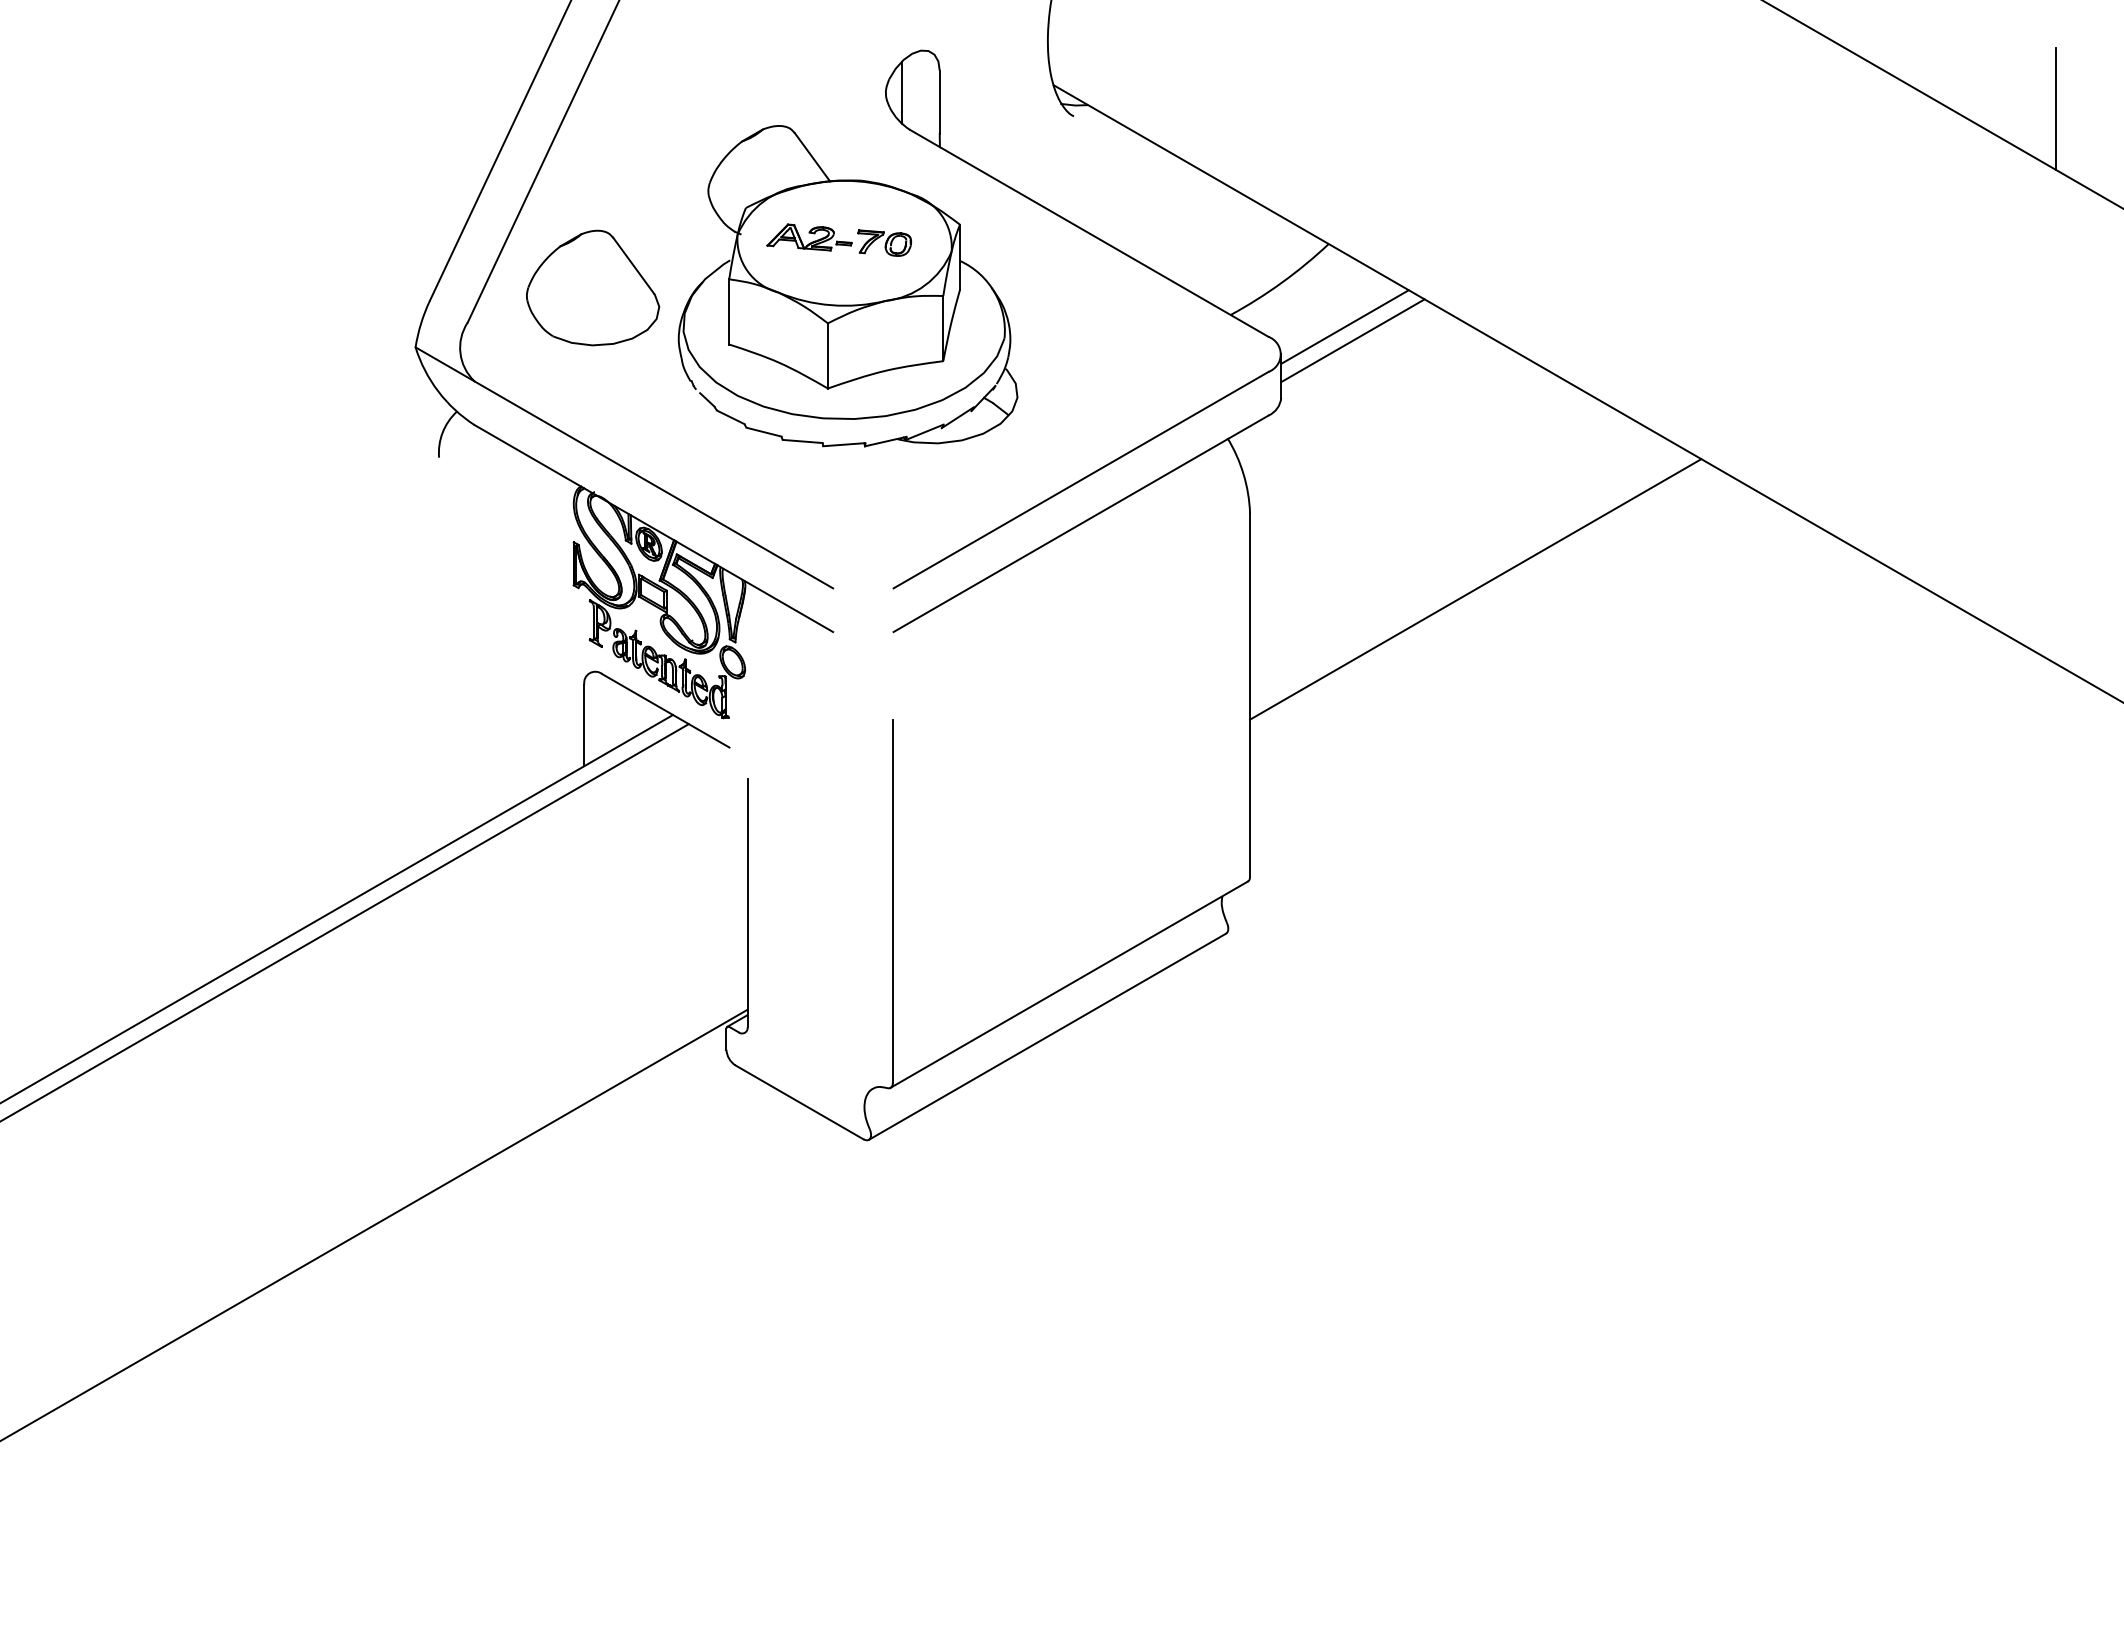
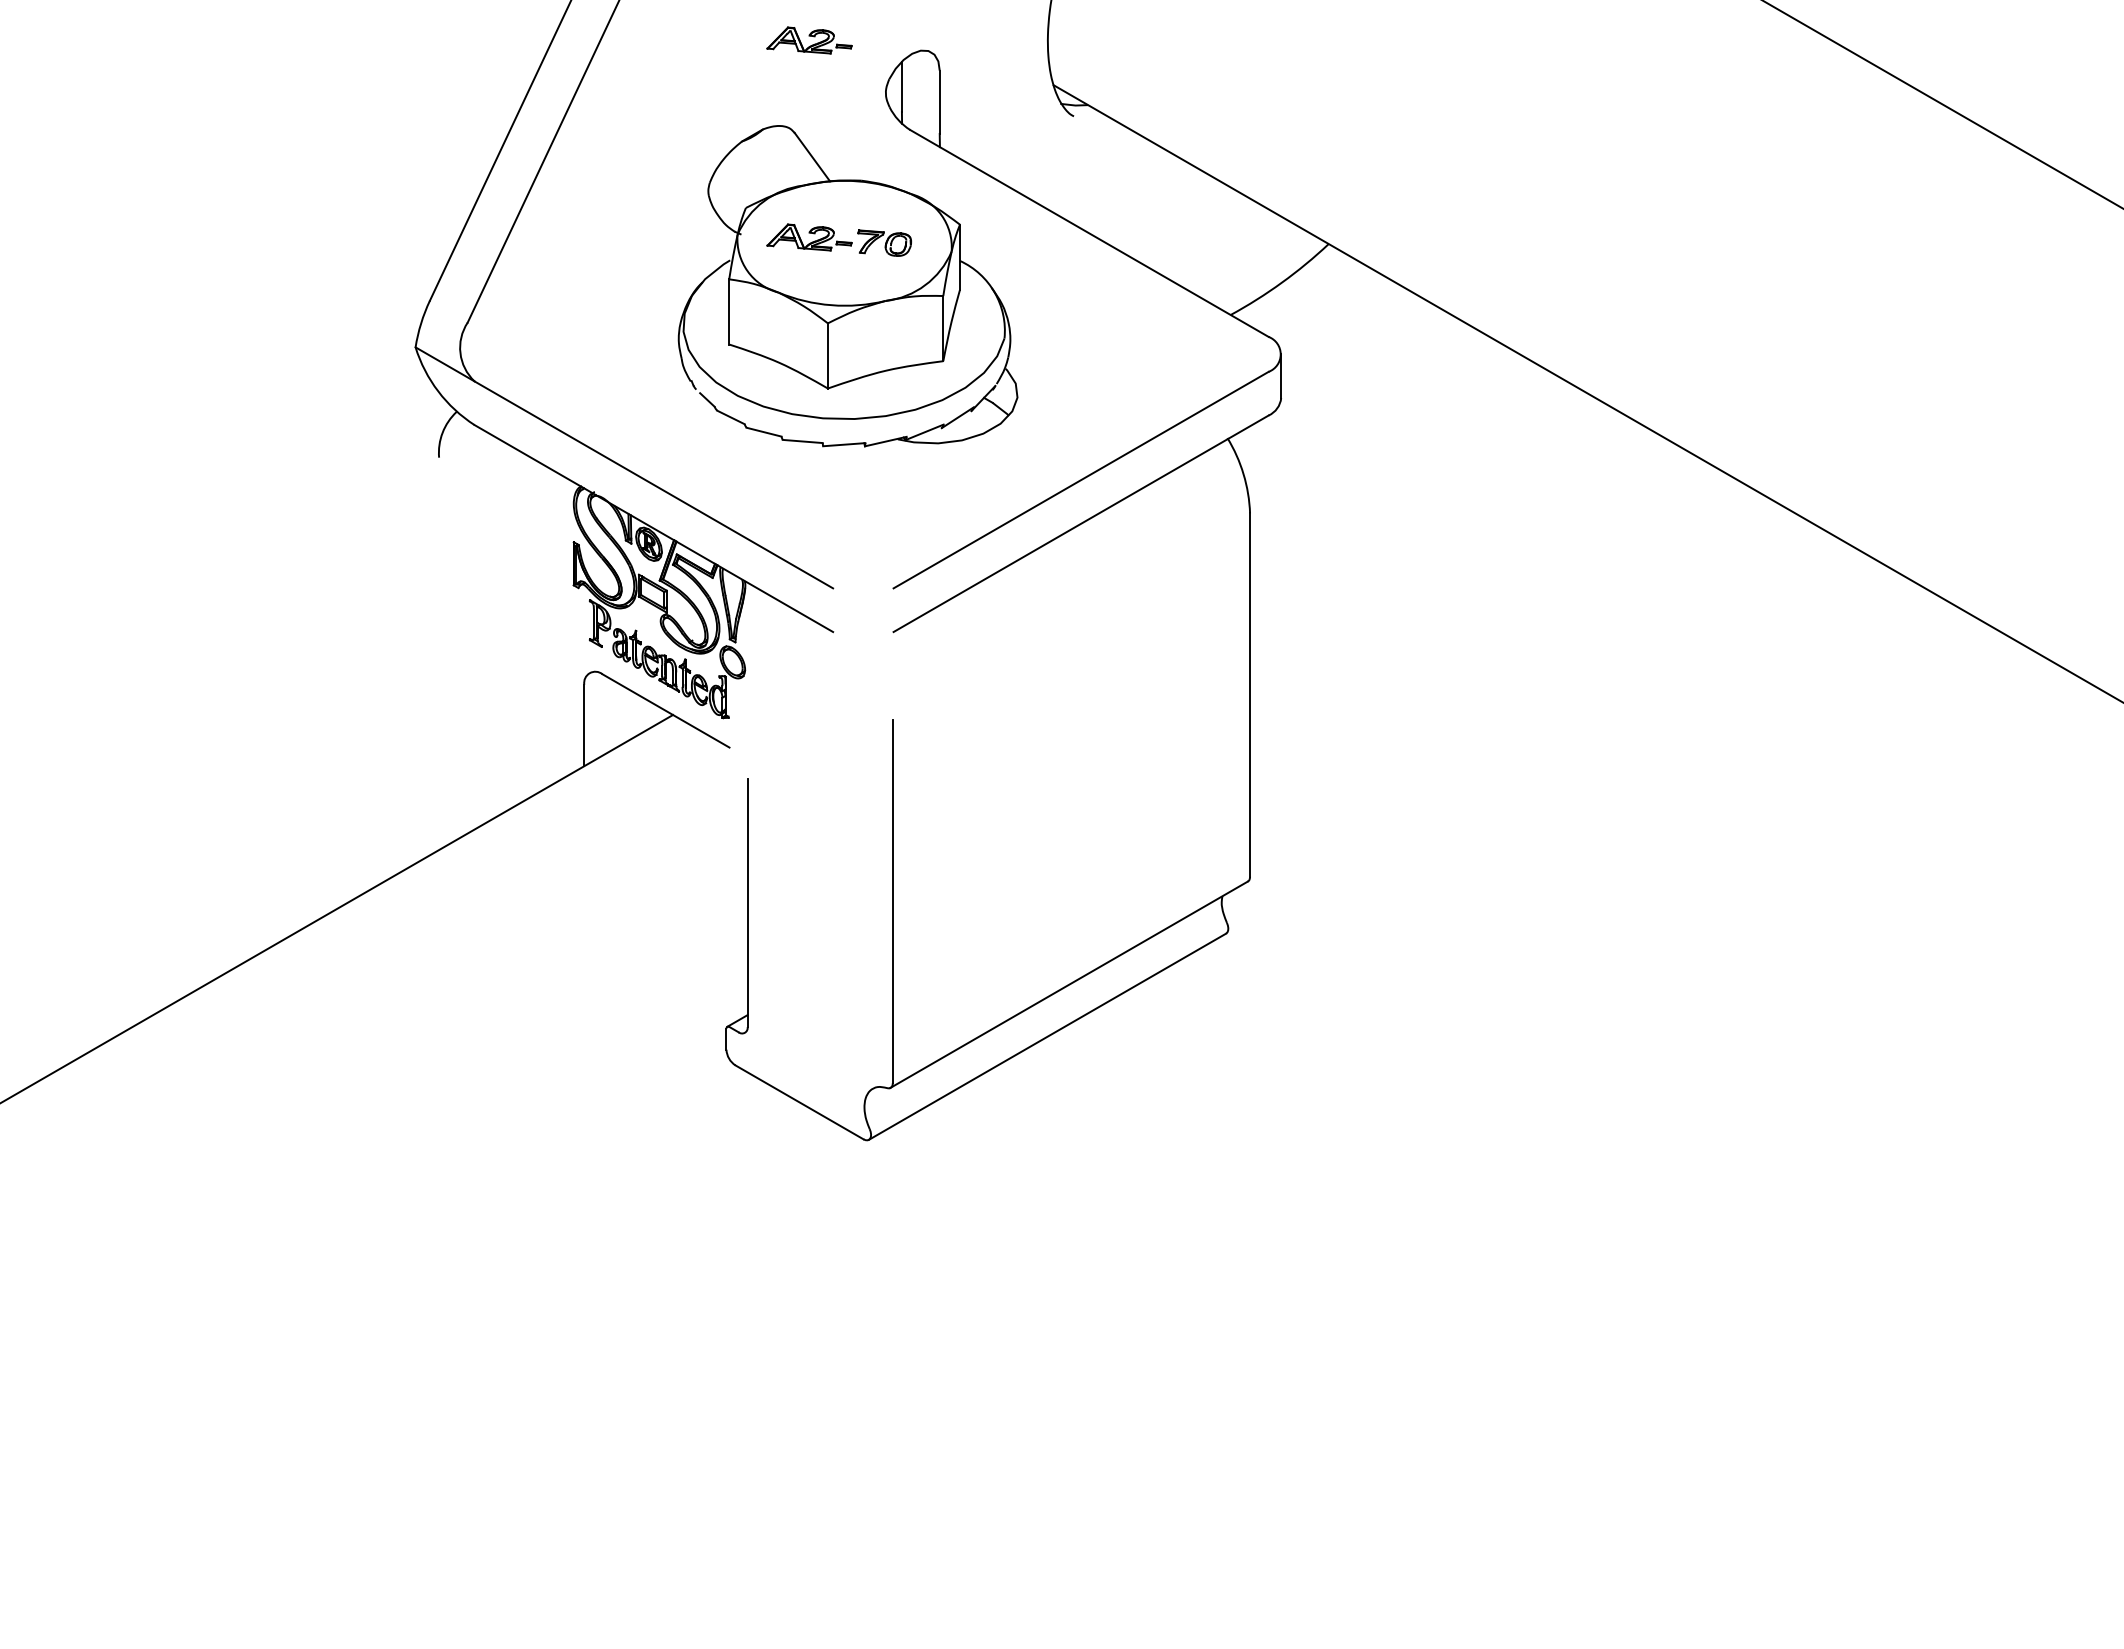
part: none -> present (809, 40)
line: present -> none (2056, 108)
part: present -> none (593, 287)
line: present -> none (1344, 326)
line: present -> none (1352, 340)
line: present -> none (1475, 589)
line: present -> none (345, 922)
line: present -> none (374, 1224)
